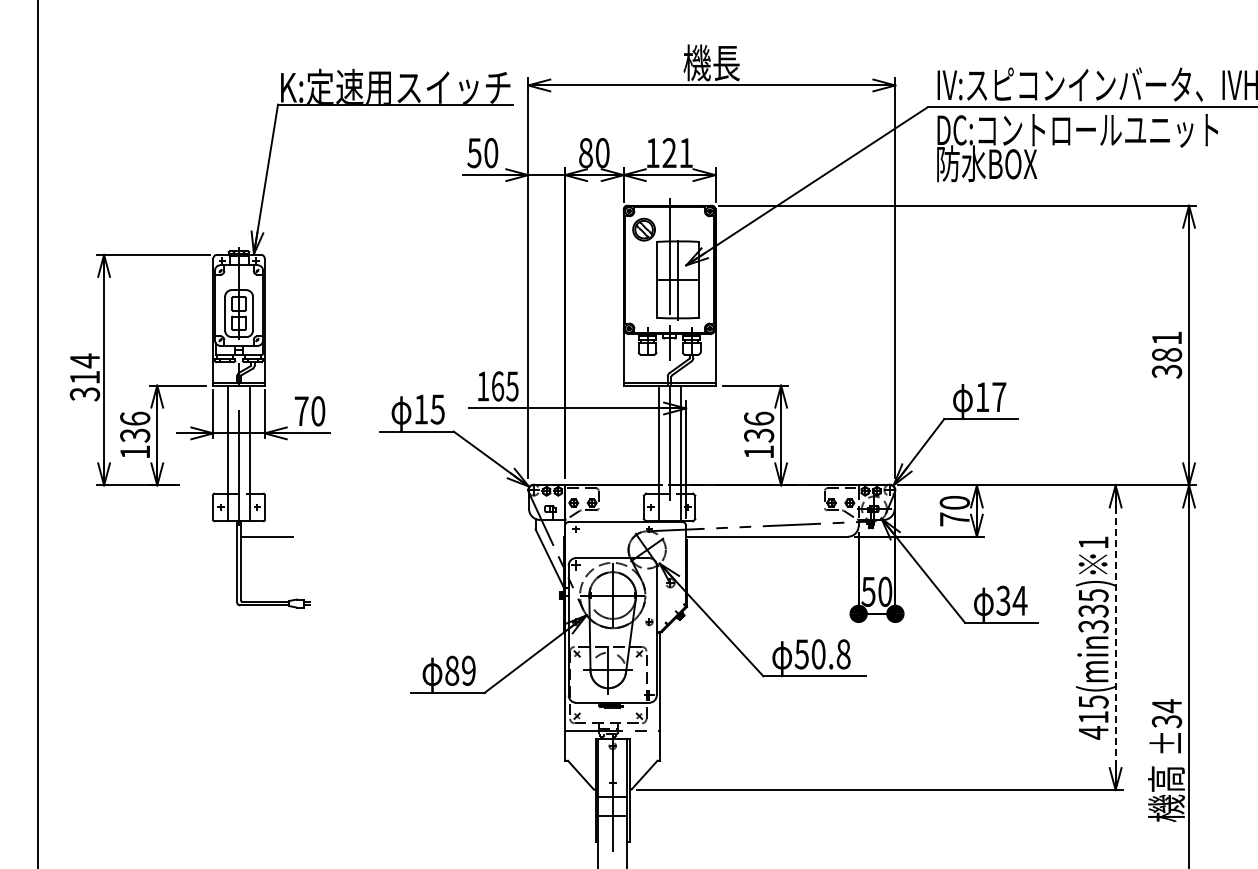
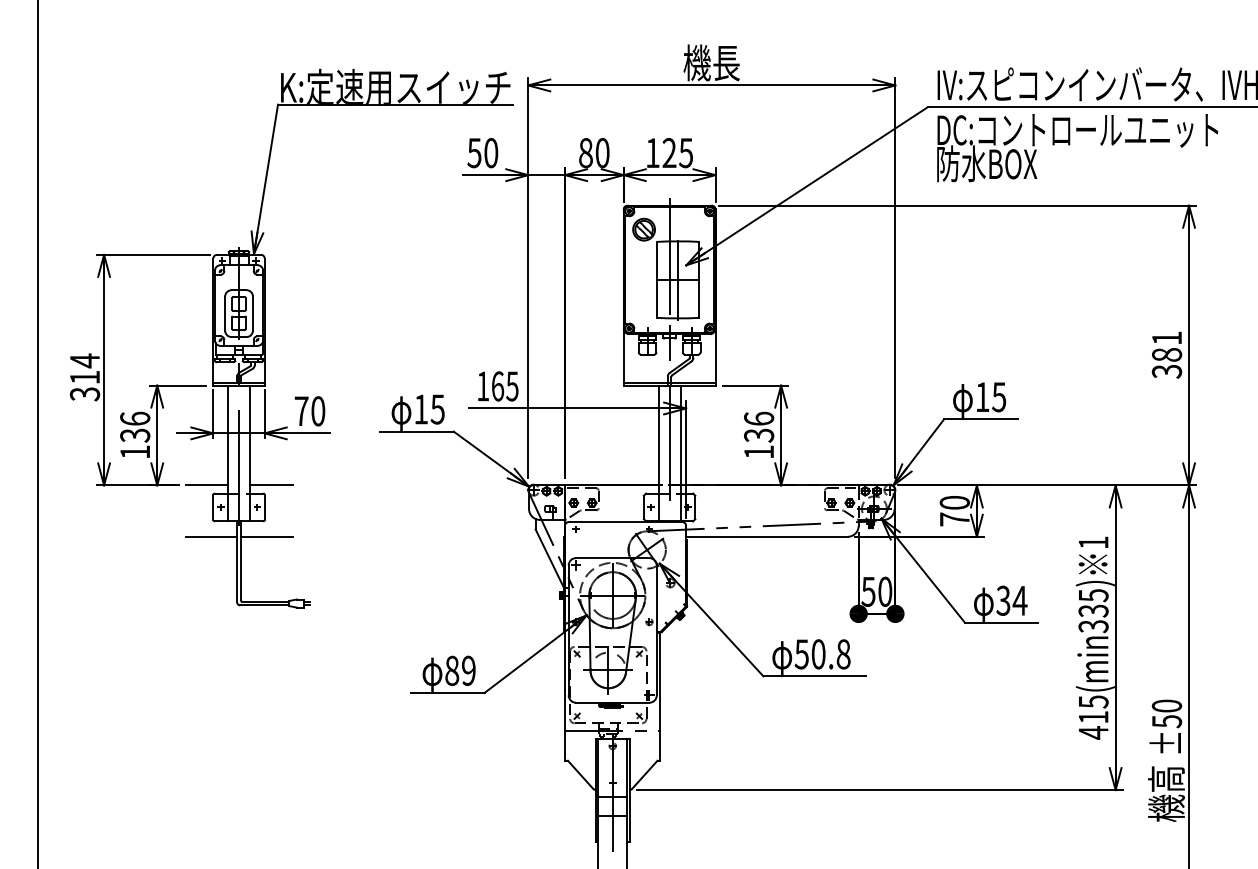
text: 121 -> 125 (685, 153)
text: 17 -> 15 (999, 397)
line: none -> present (206, 485)
line: none -> present (271, 485)
line: none -> present (211, 536)
line: dashed -> solid (1115, 638)
text: ±34 -> ±50 (1166, 713)
